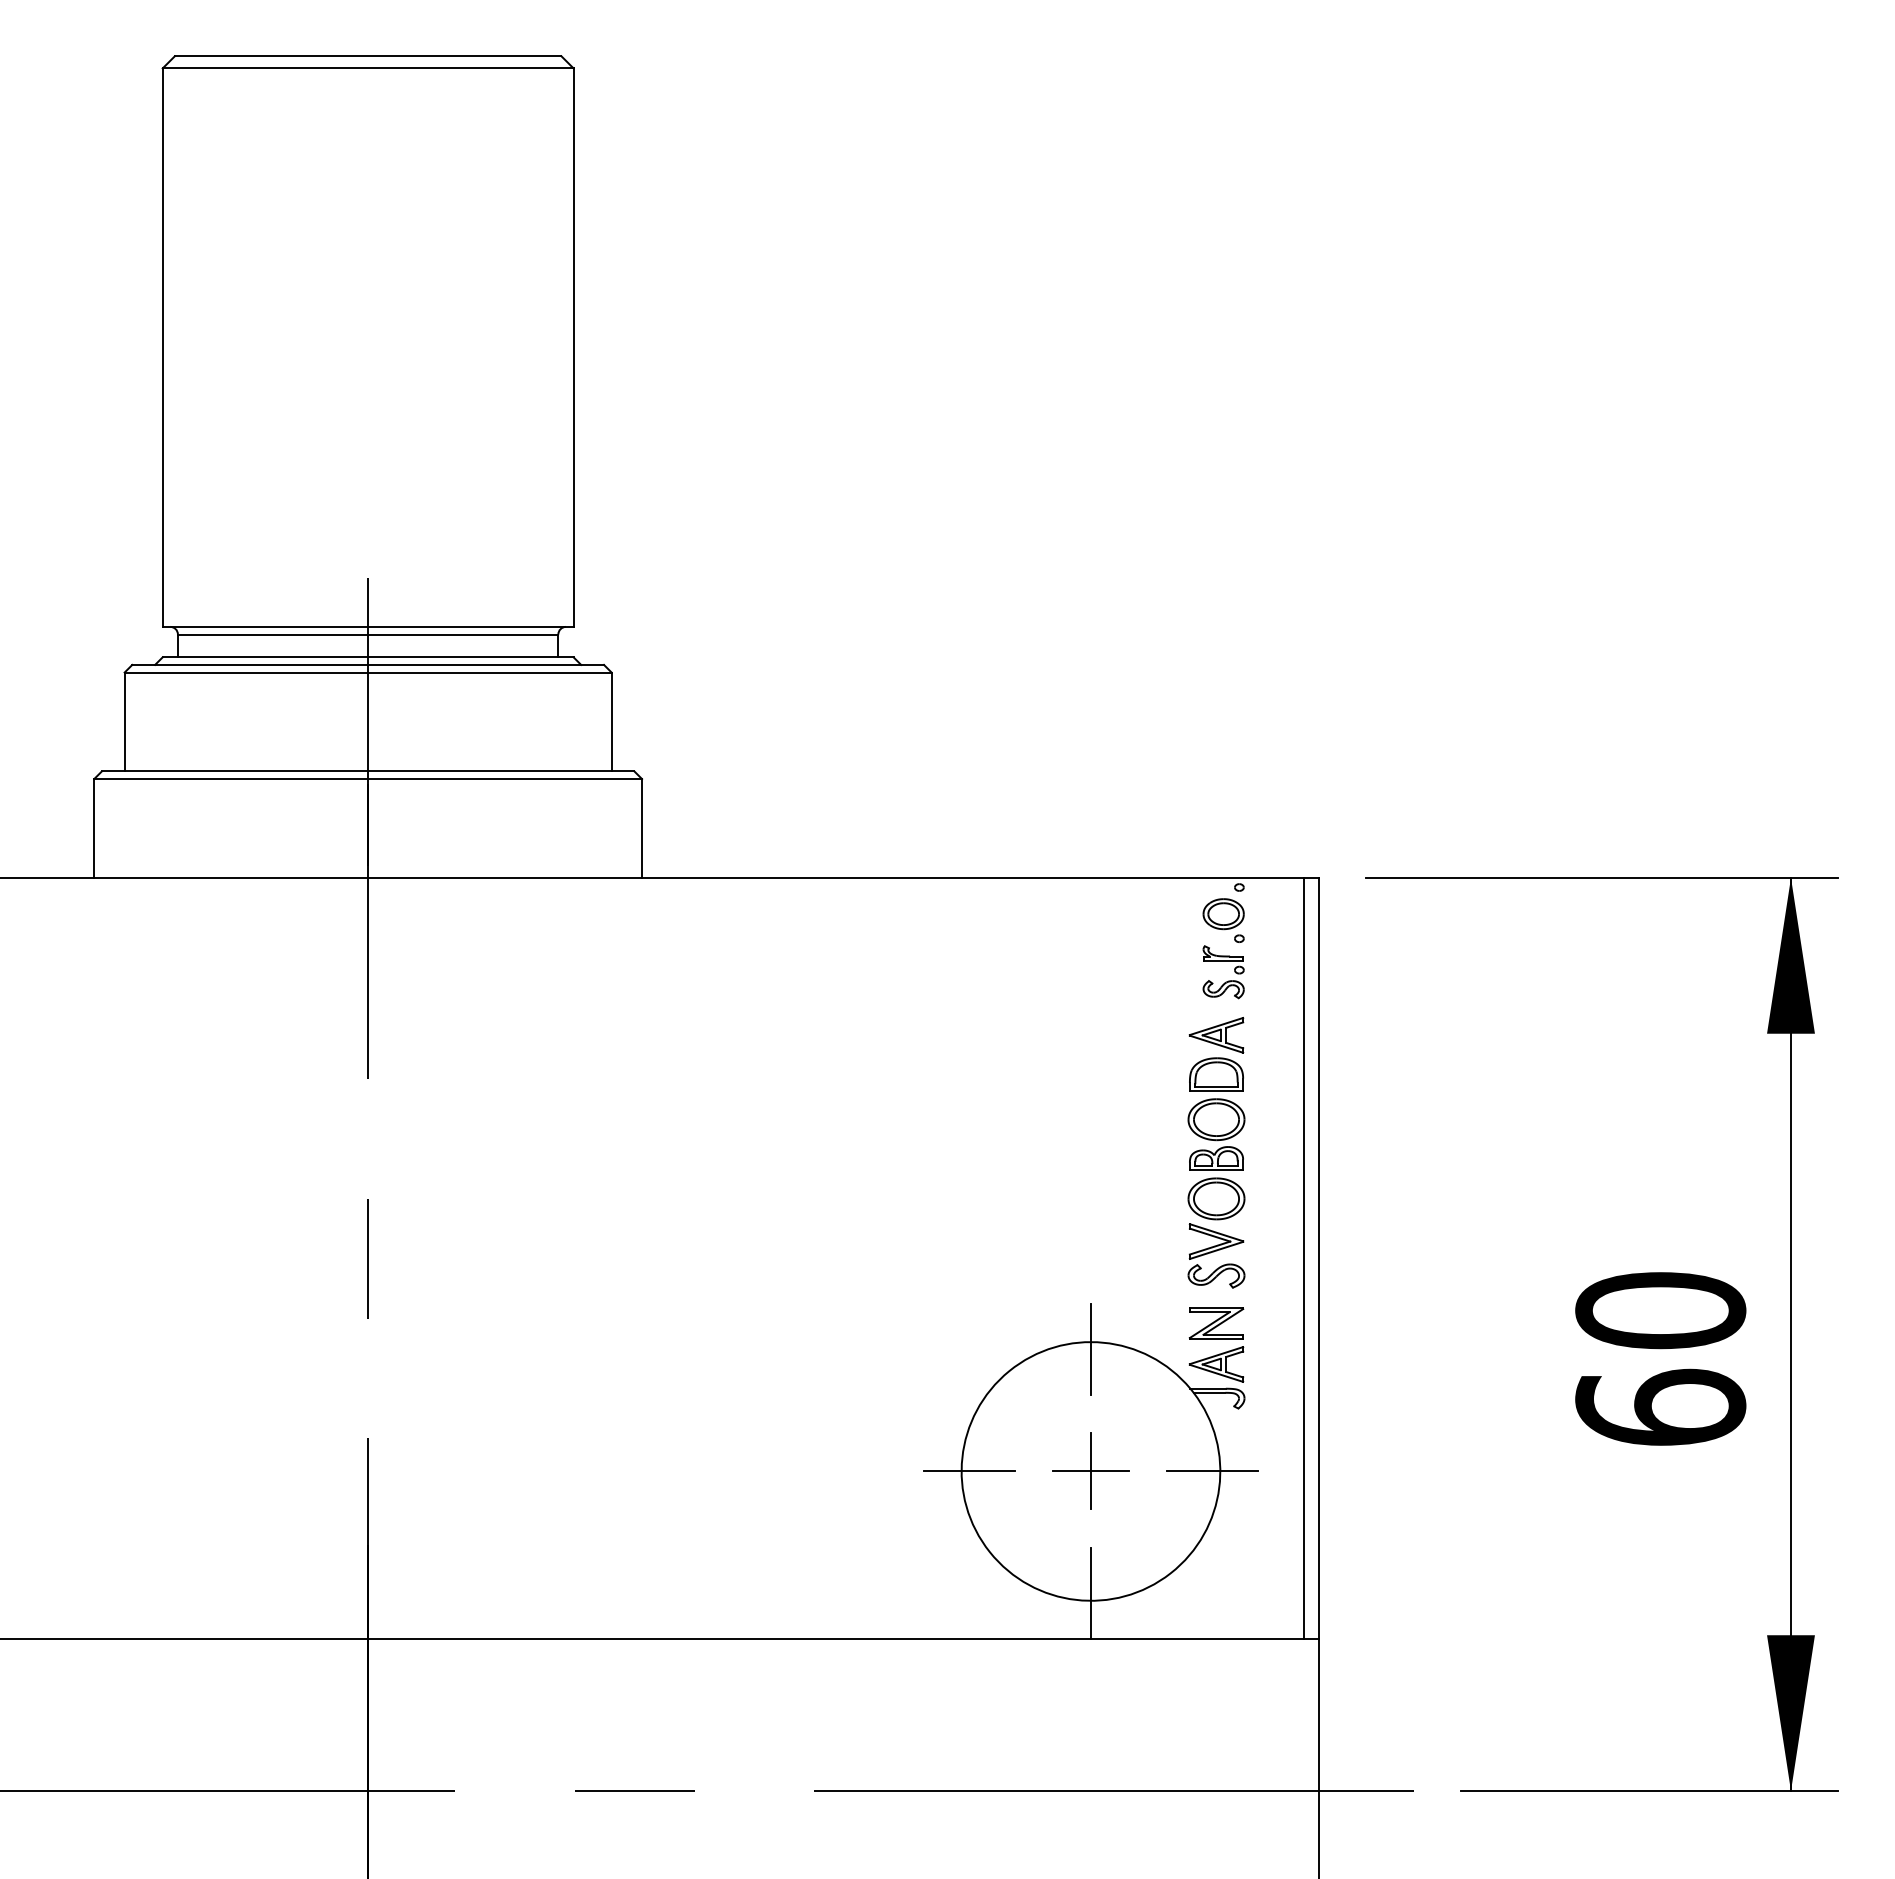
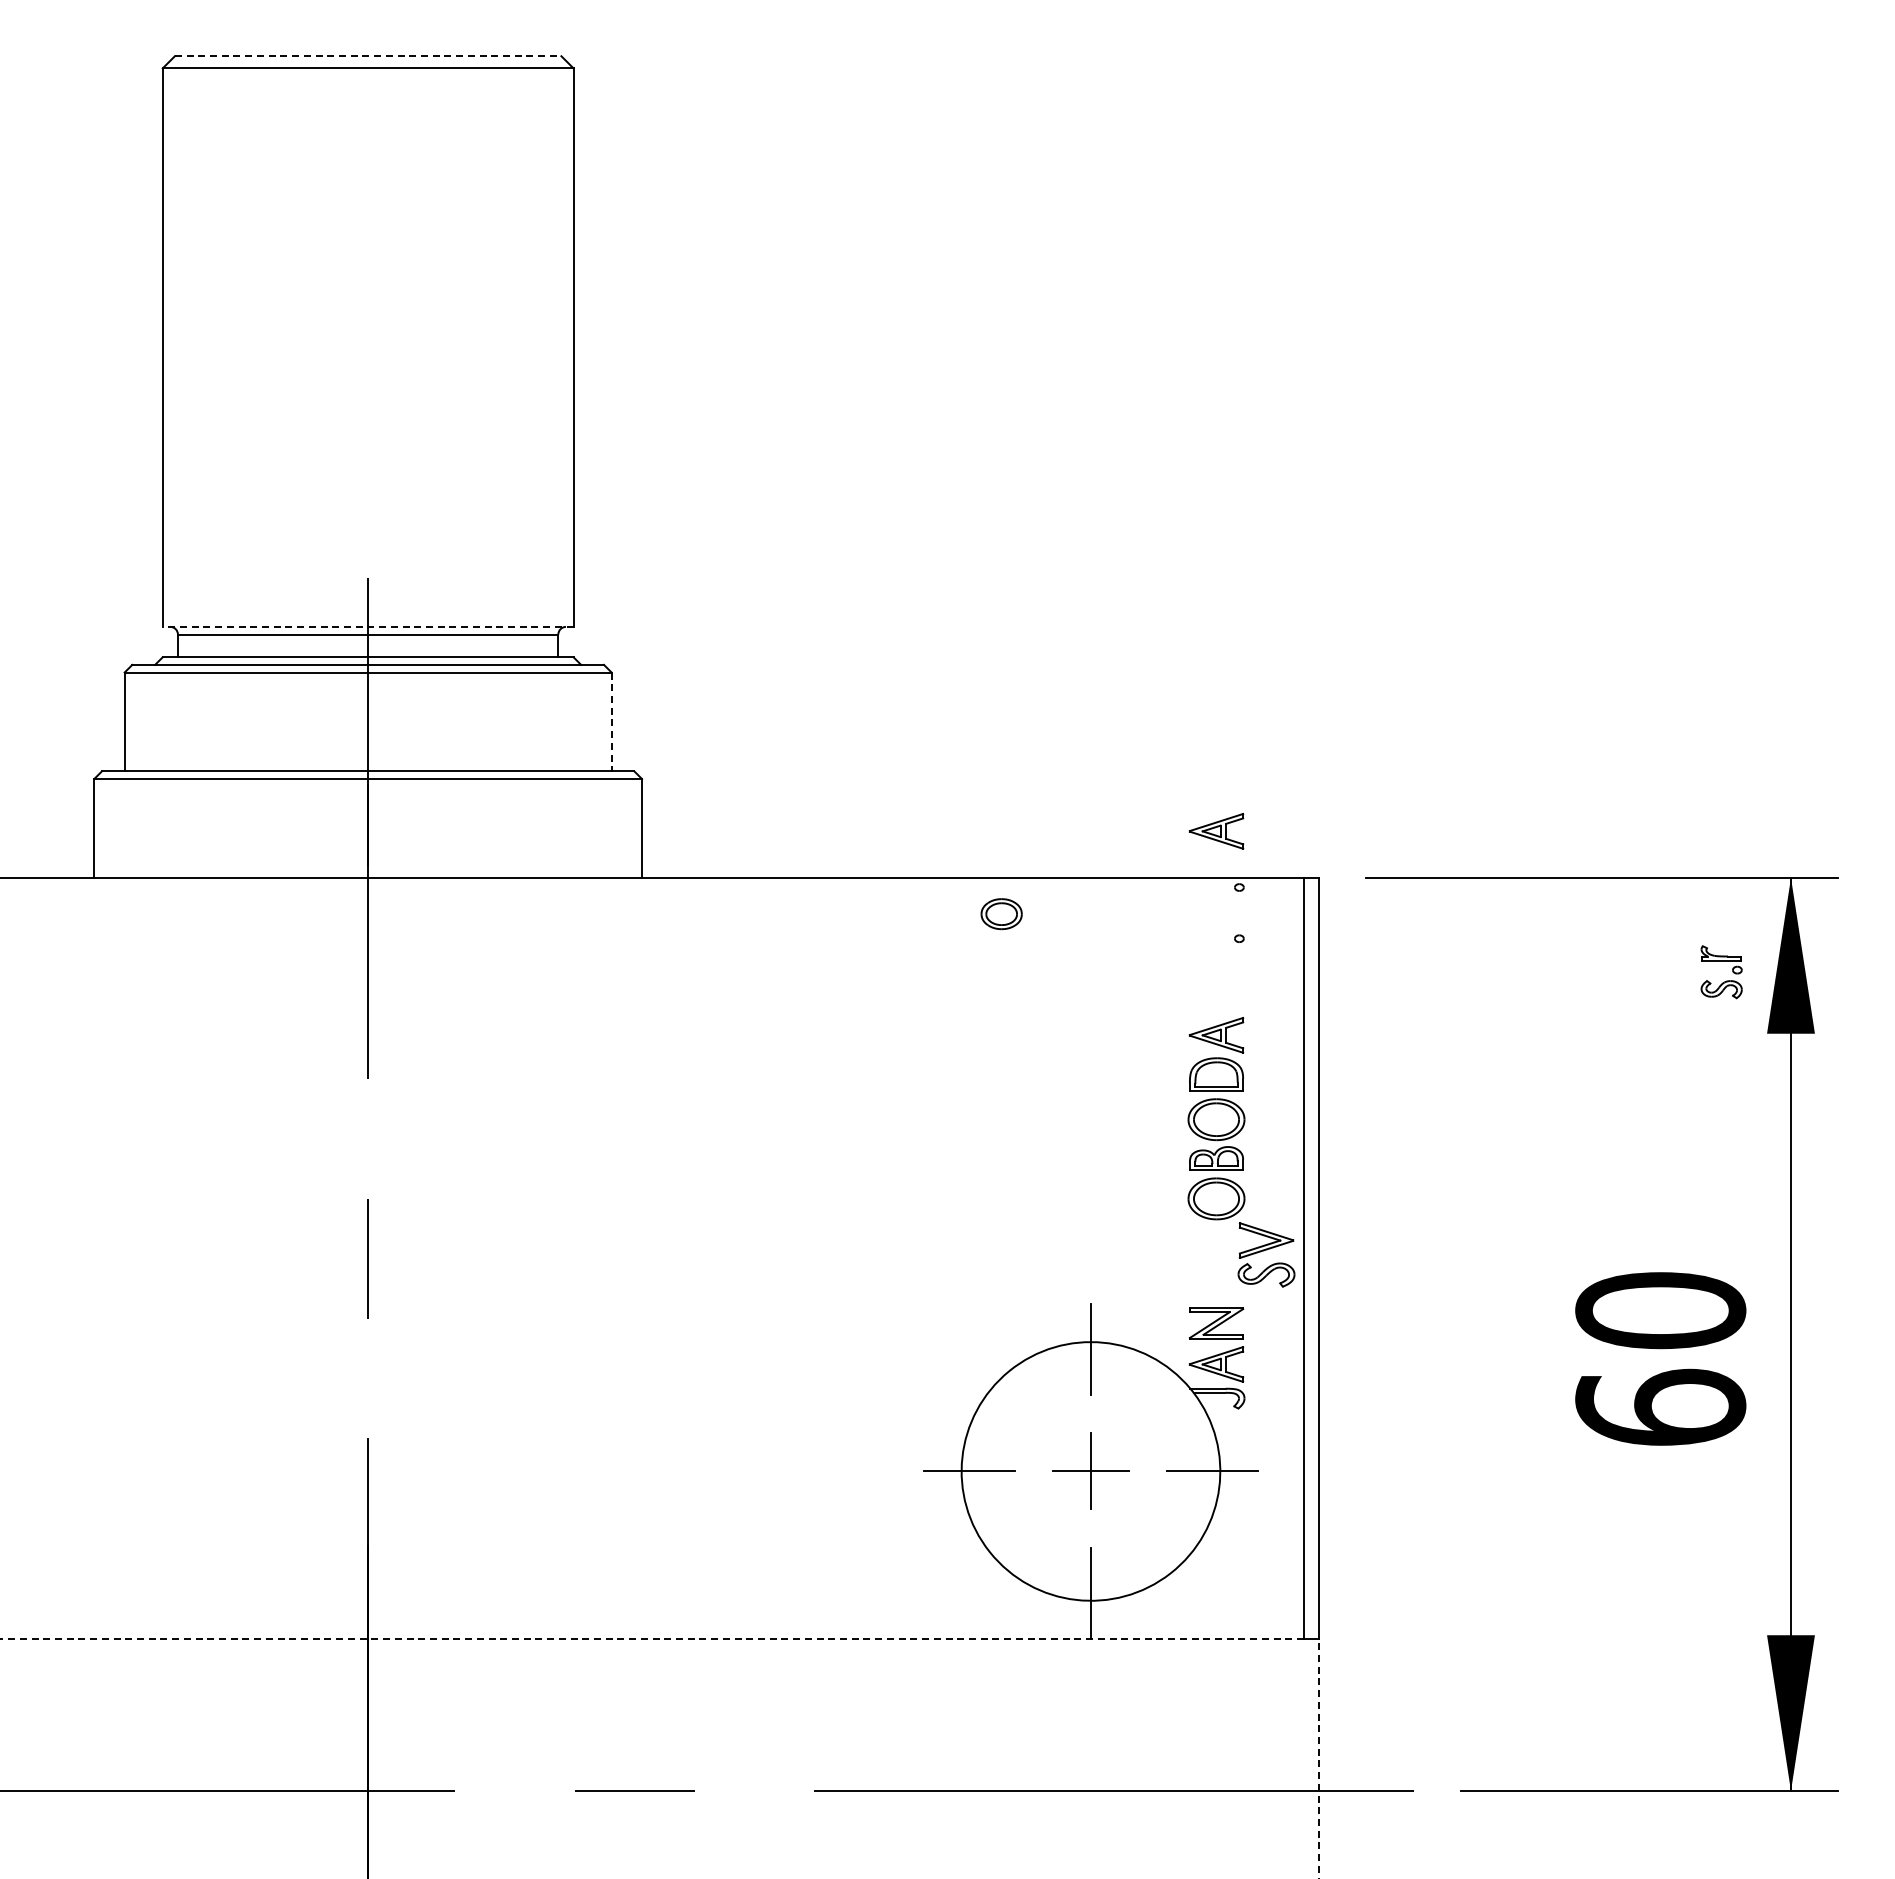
line: solid -> dashed (368, 56)
line: solid -> dashed (367, 626)
line: solid -> dashed (611, 722)
part: none -> present (1216, 831)
part position: (1223, 914) -> (1001, 914) (1001, 914)
part position: (1228, 980) -> (1726, 980) (1726, 980)
part position: (1216, 1255) -> (1266, 1254) (1266, 1254)
line: solid -> dashed (652, 1638)
line: solid -> dashed (1319, 1758)
